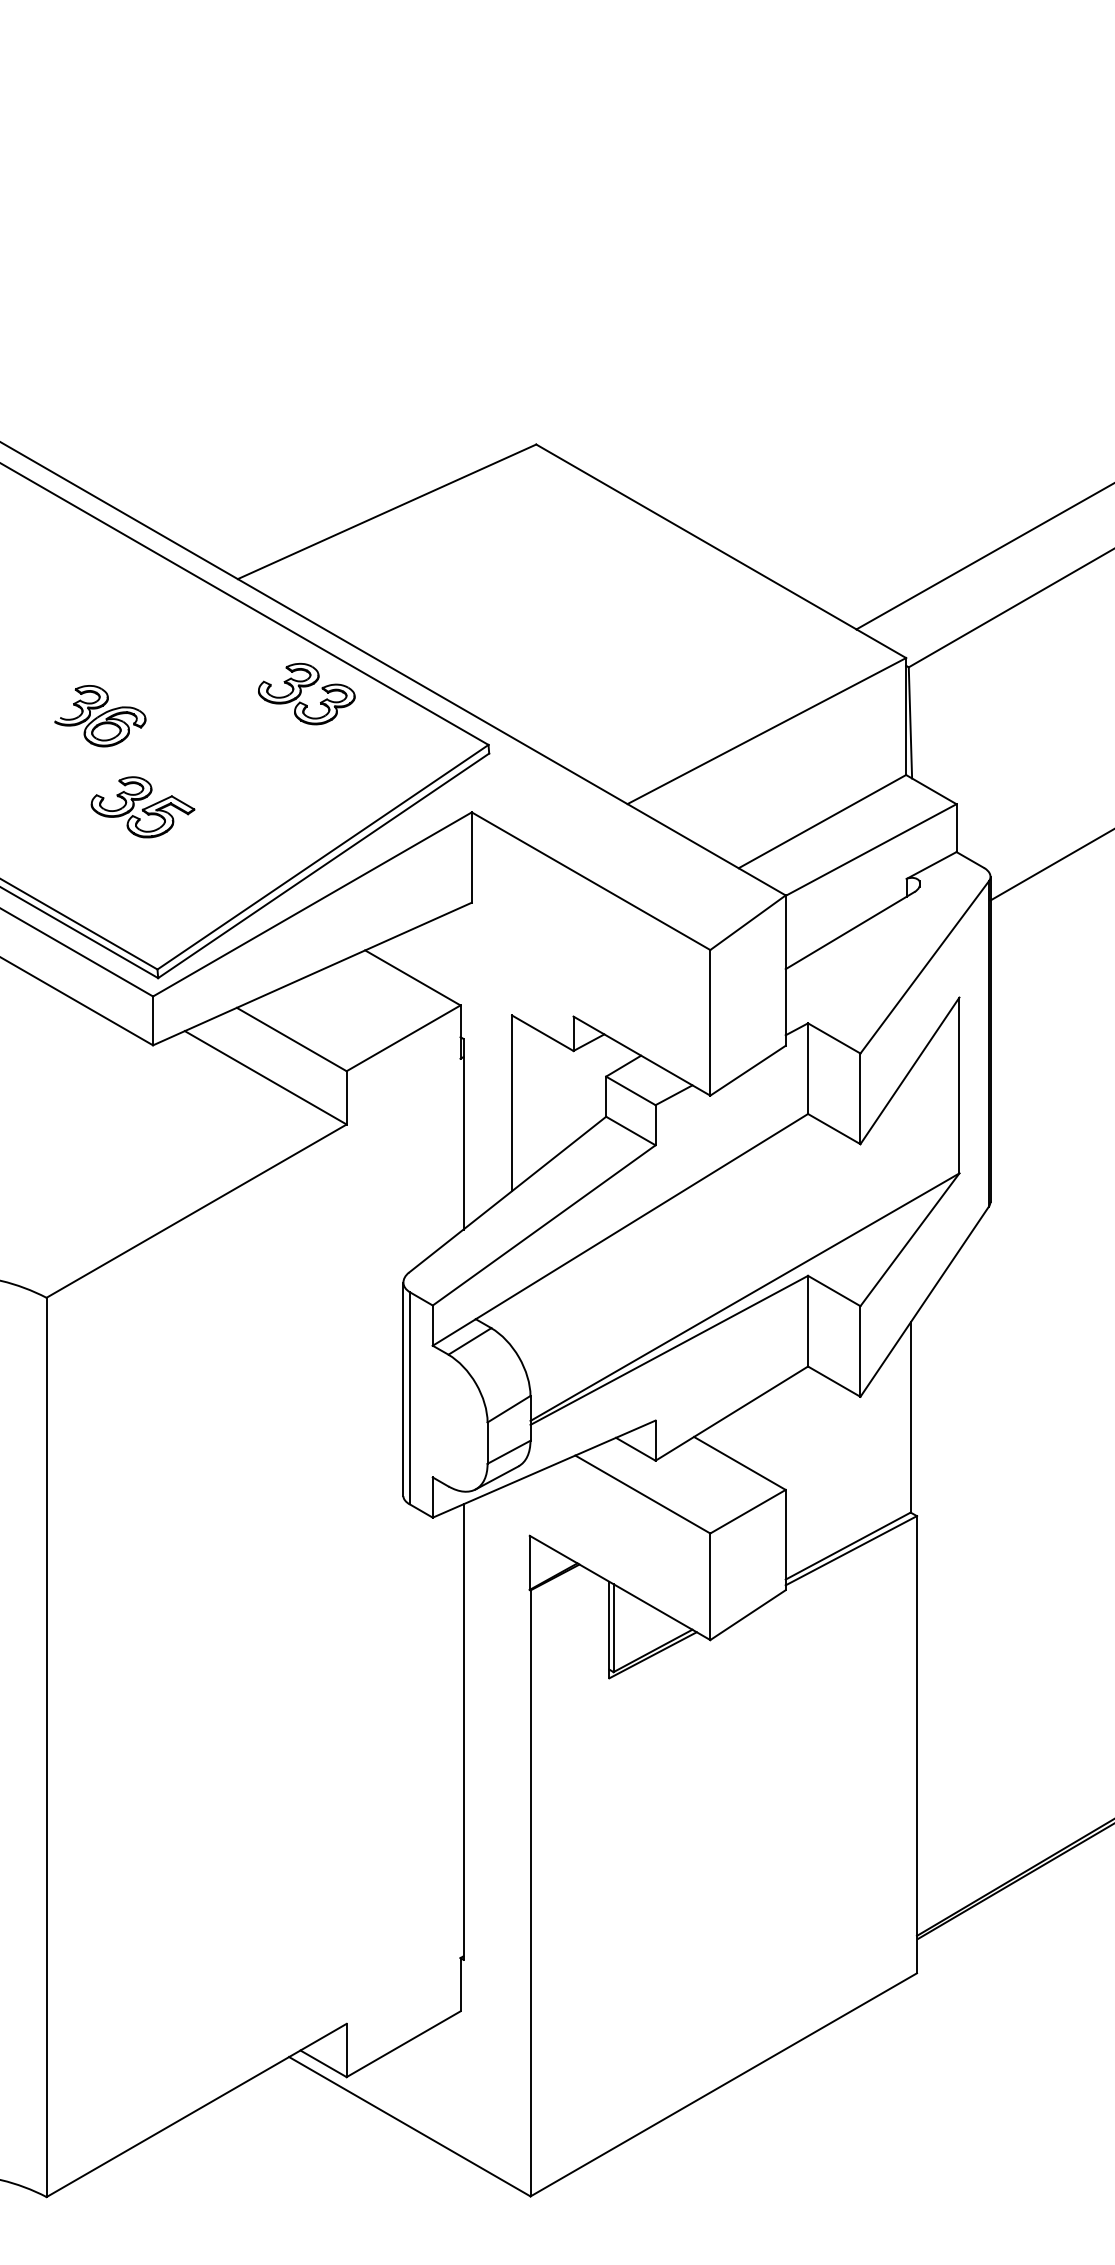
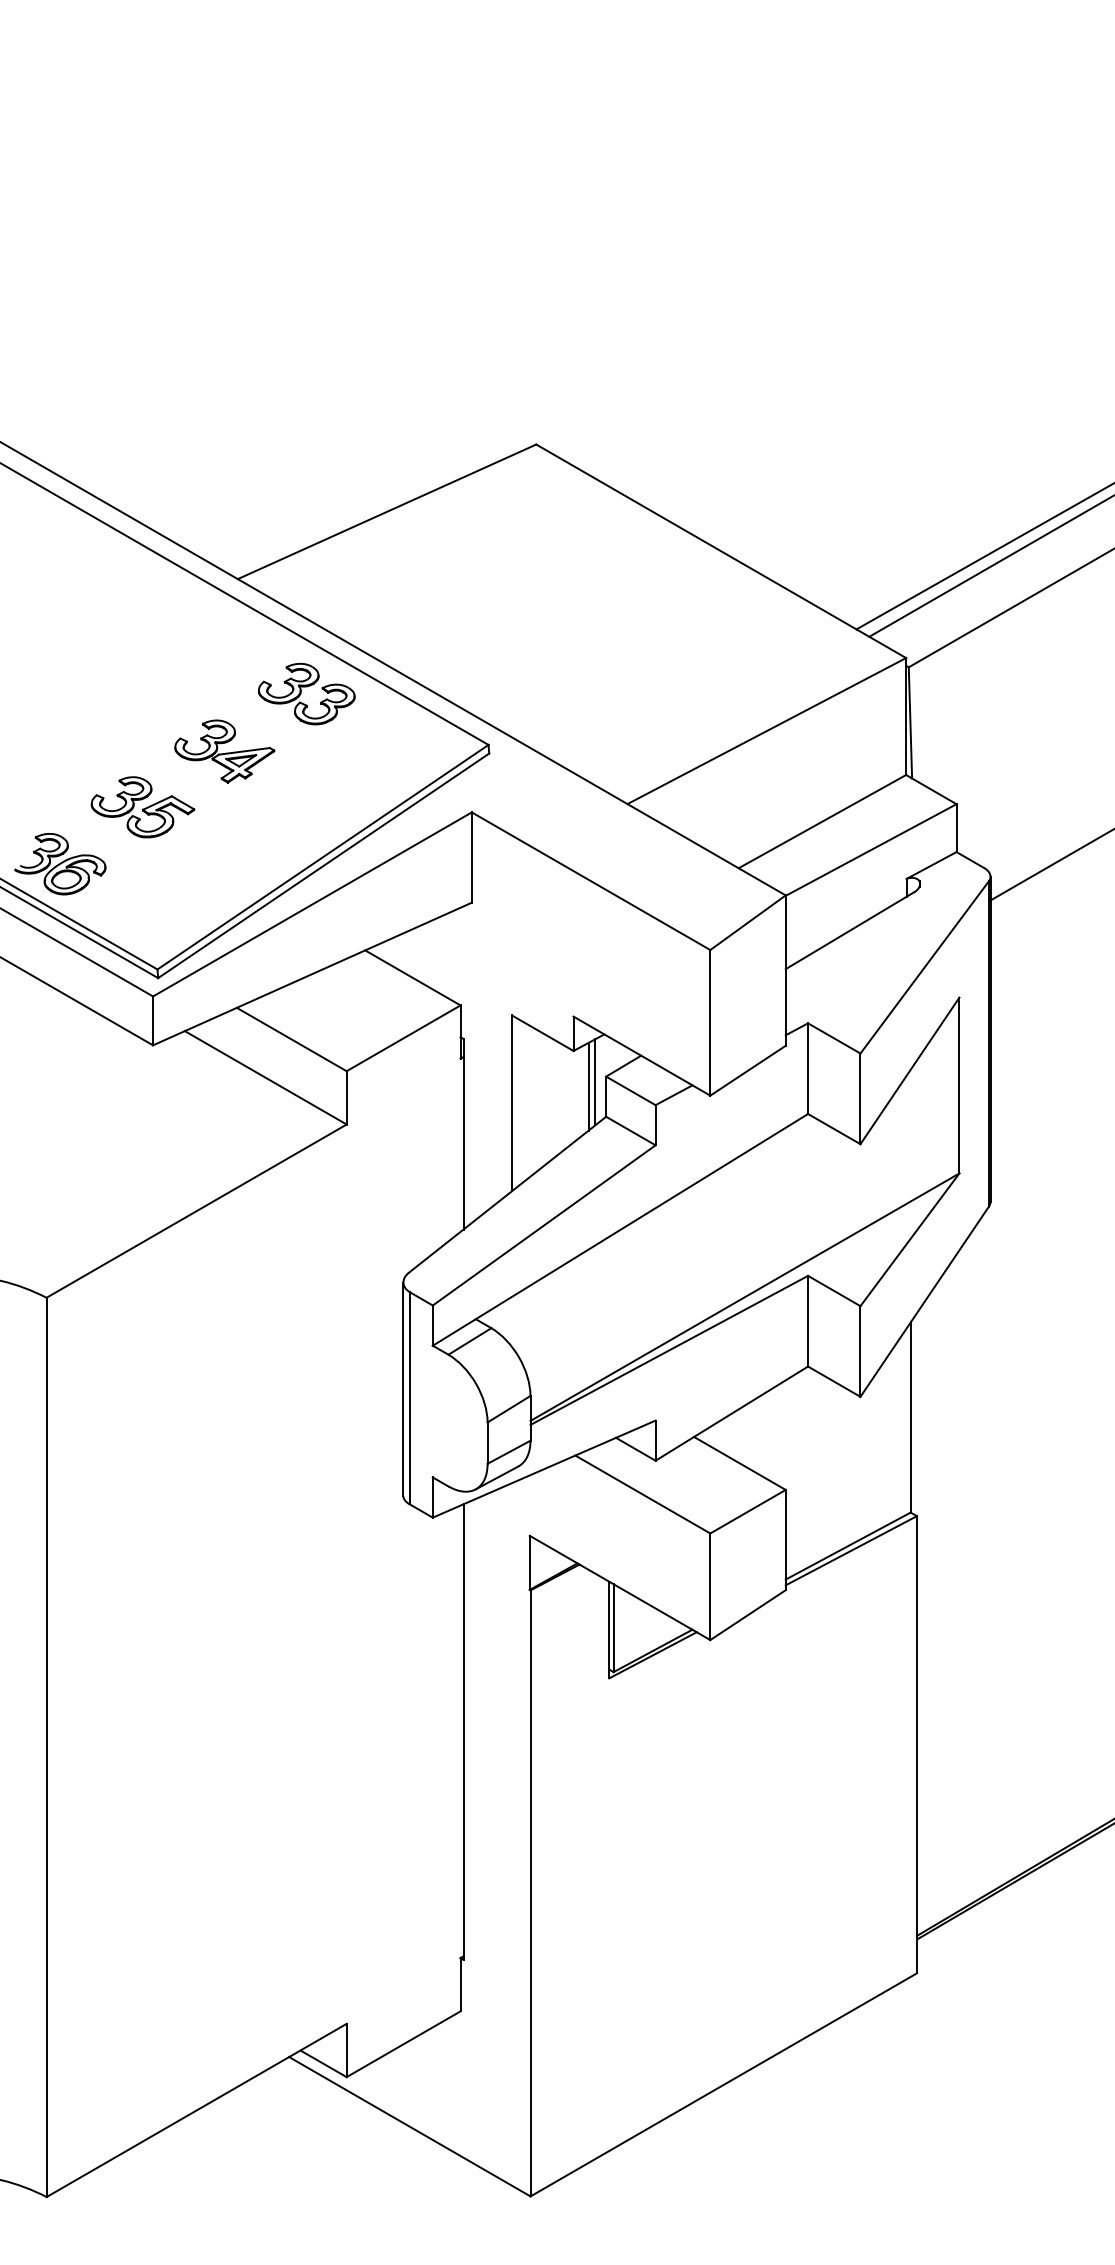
line: none -> present (990, 566)
part position: (100, 716) -> (60, 864) (60, 864)
part: none -> present (224, 751)
line: none -> present (595, 1082)
line: none -> present (588, 1086)
